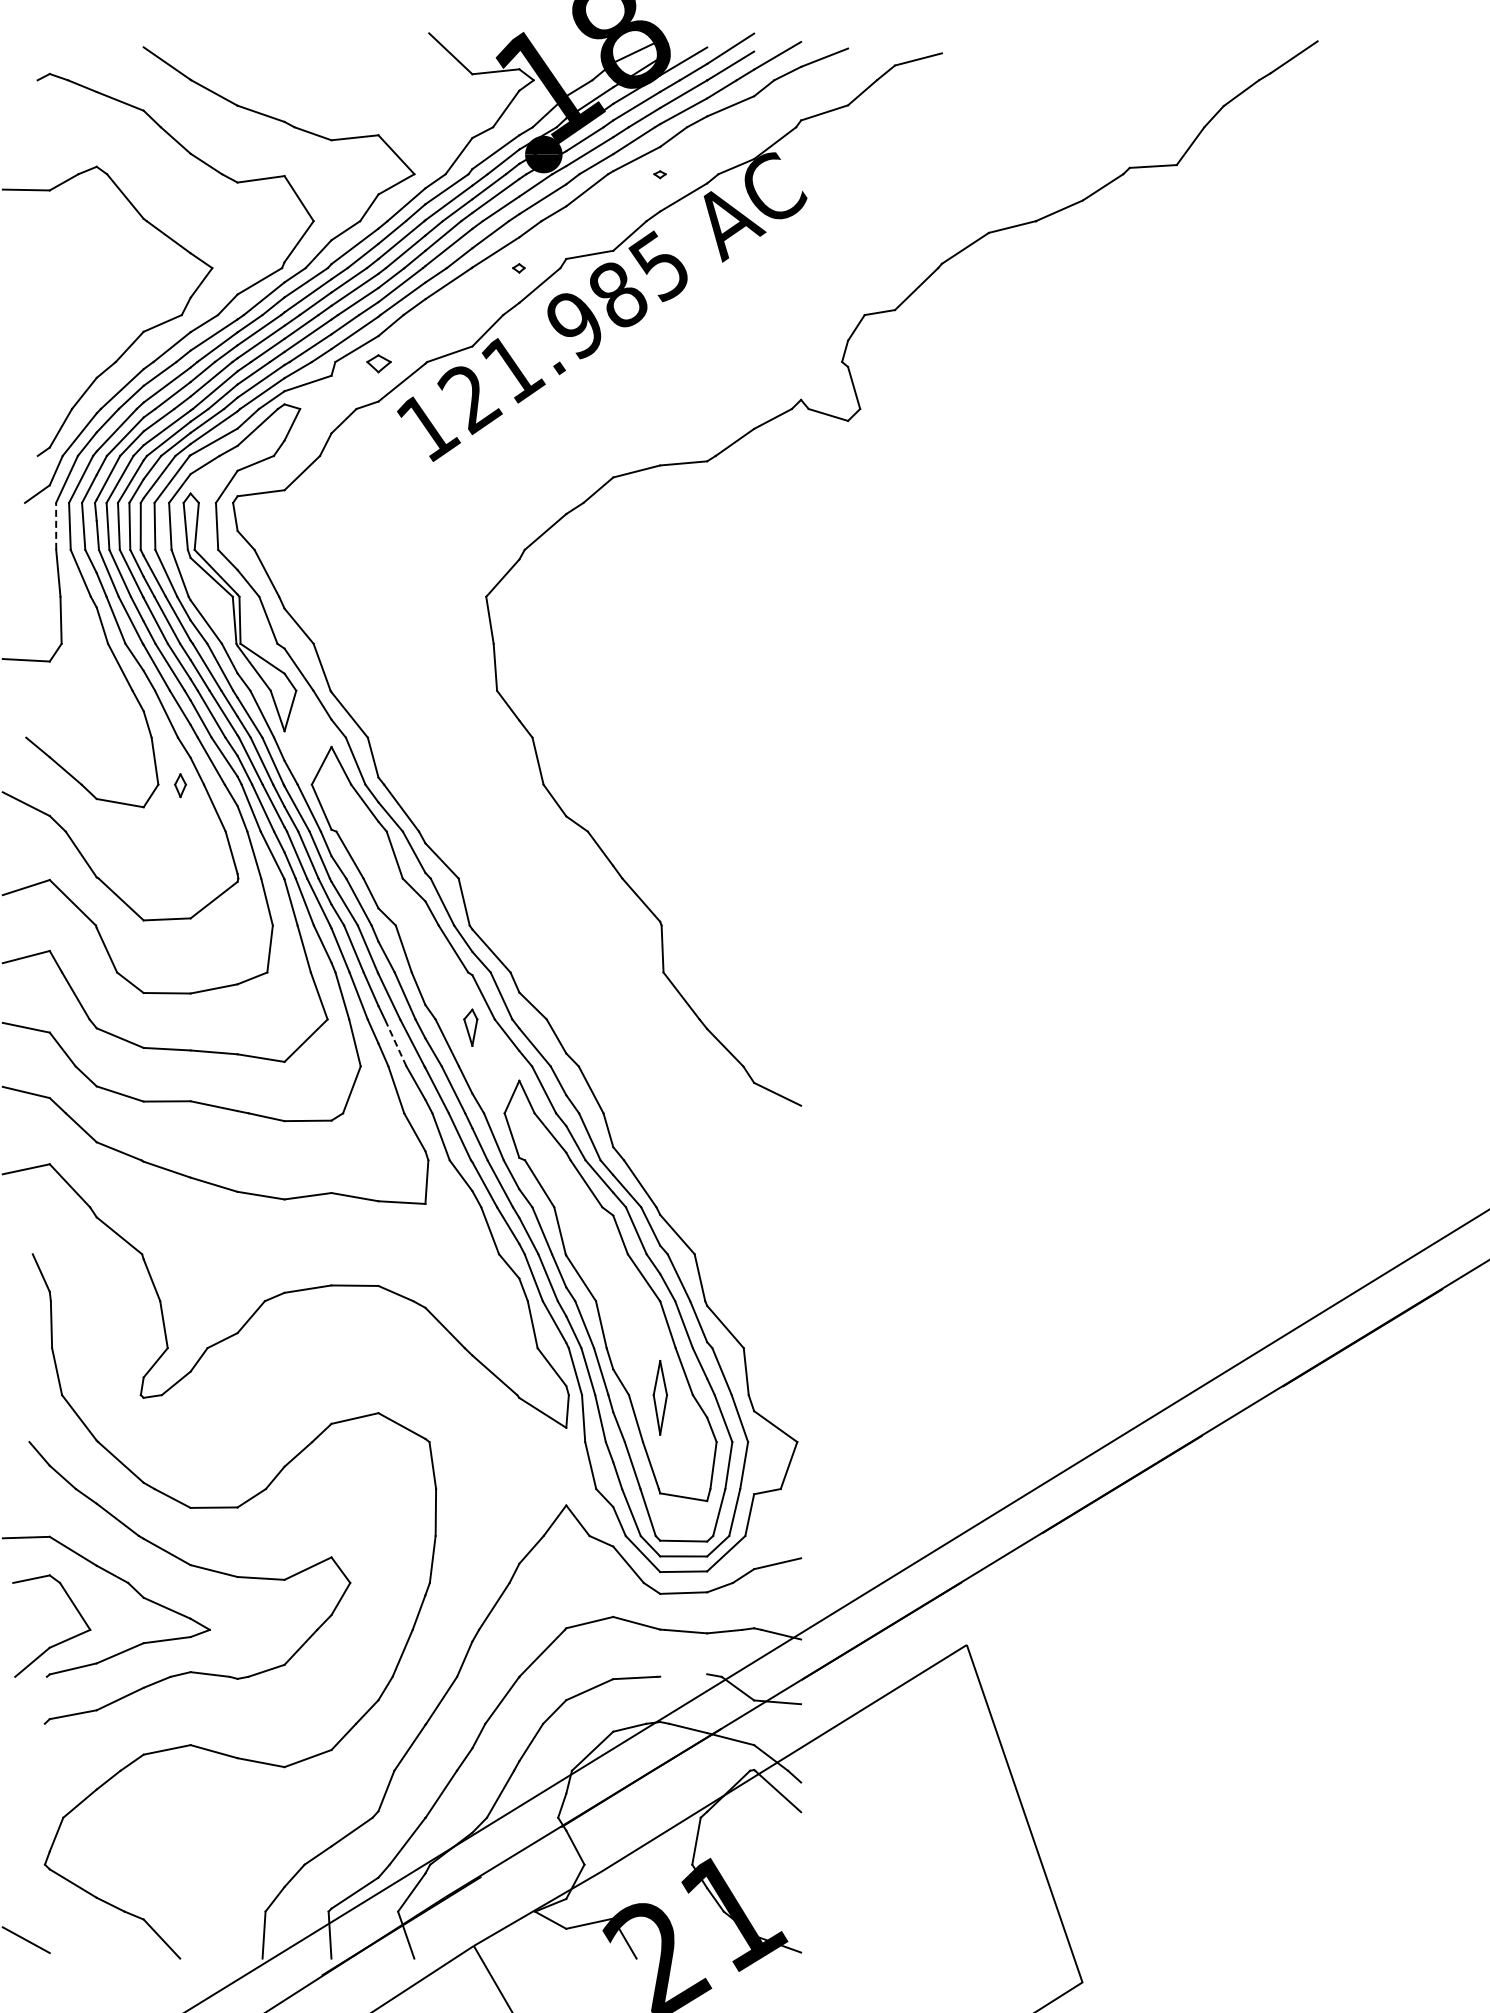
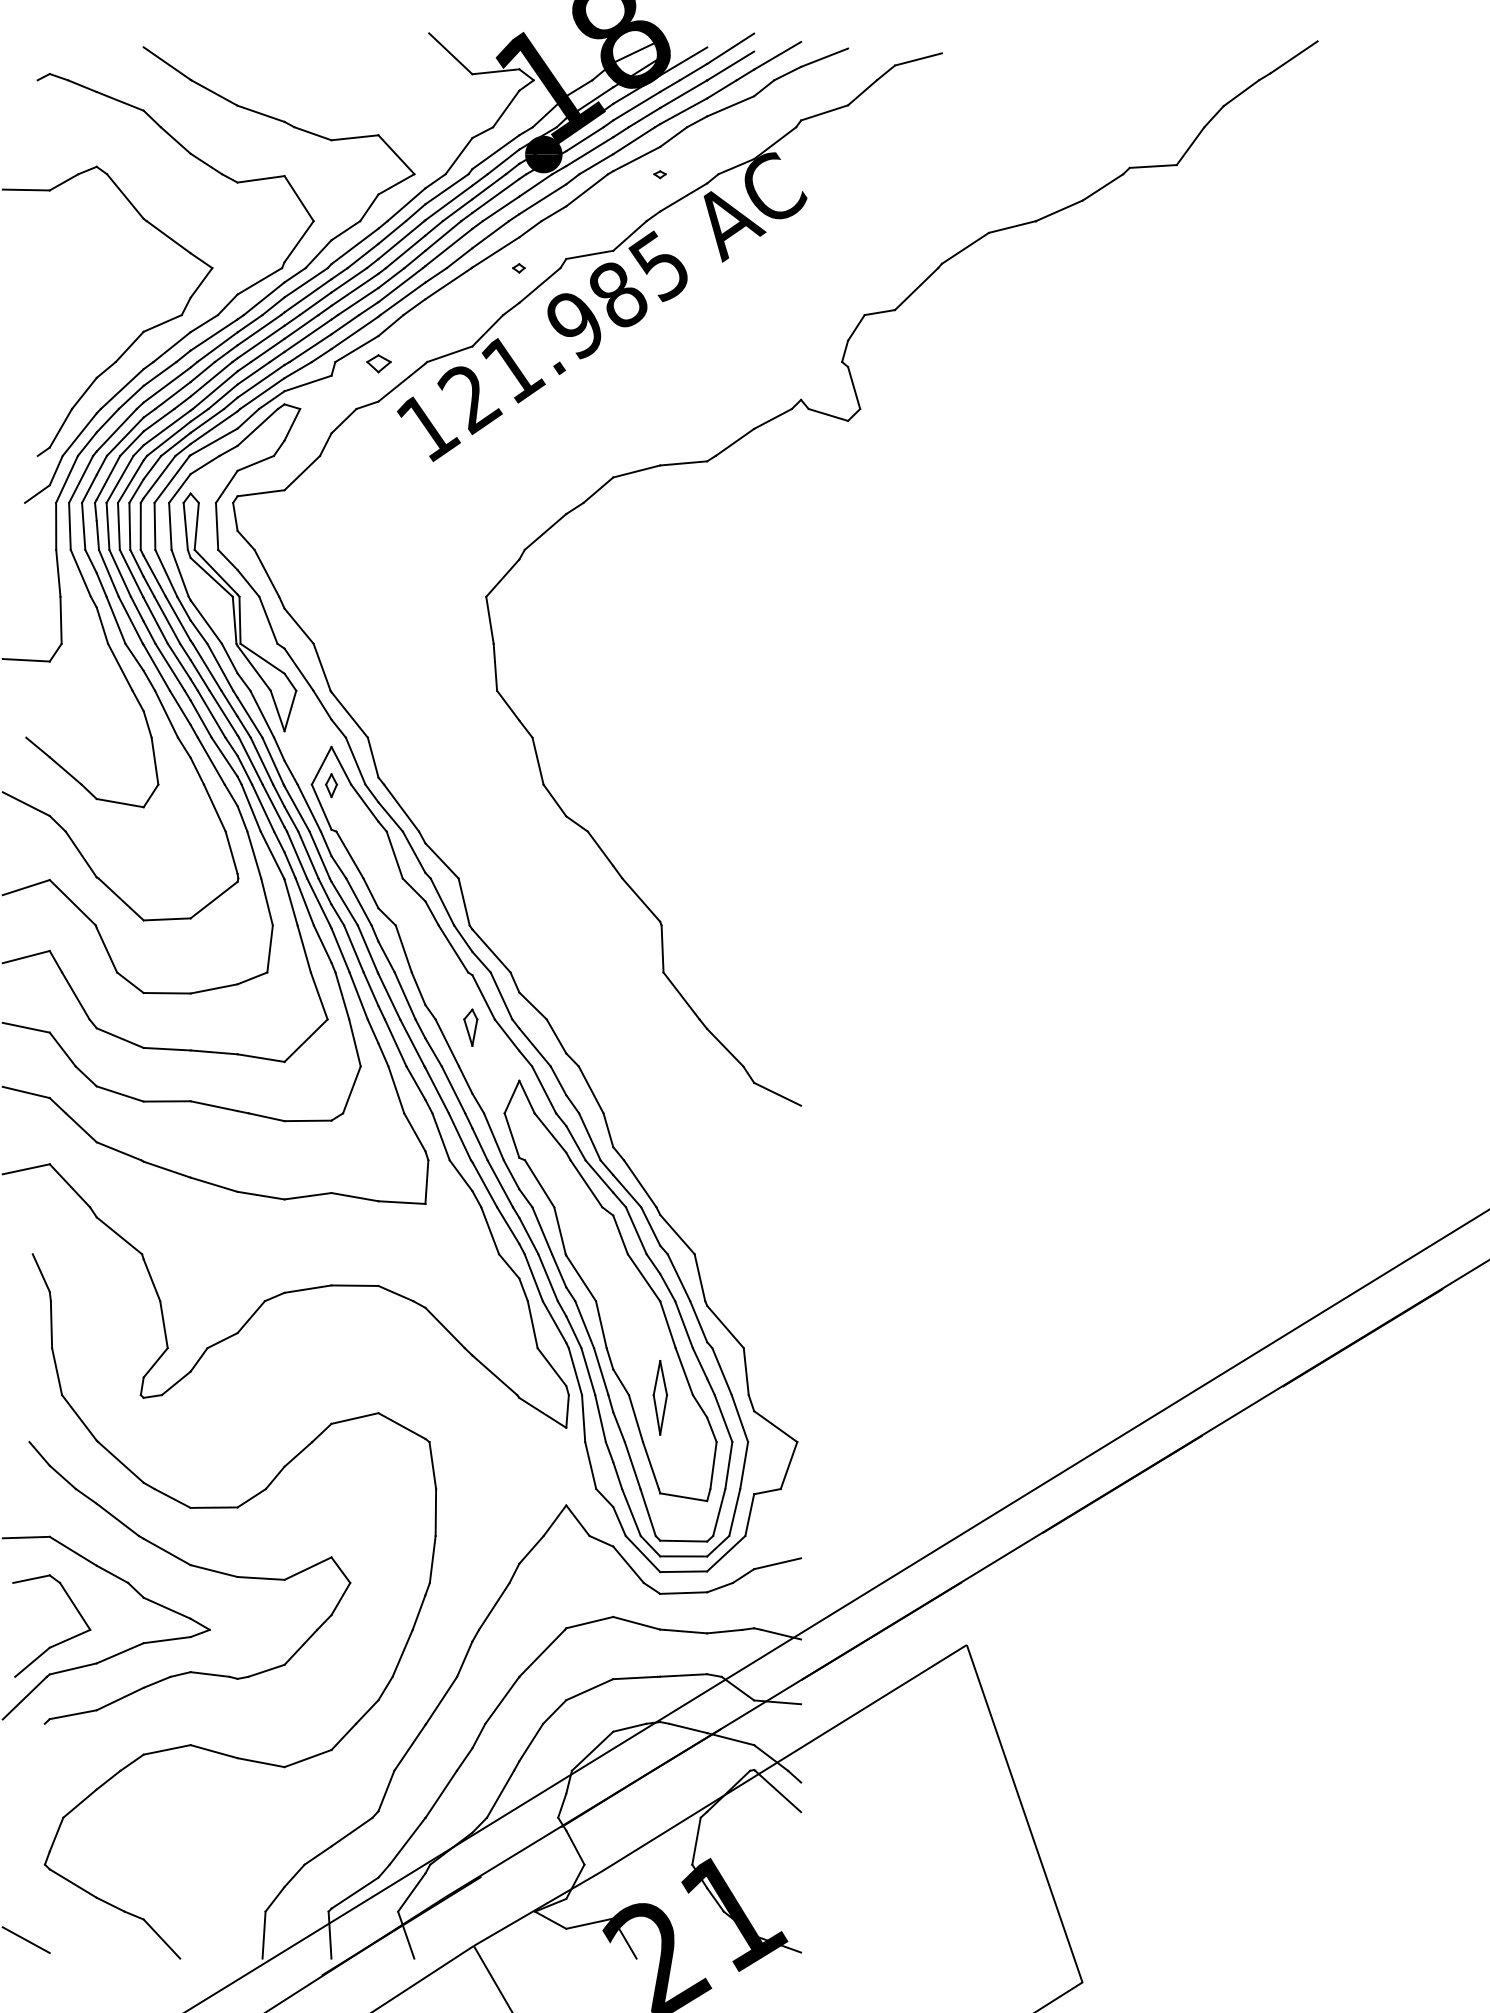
line: dashed -> solid (56, 525)
part position: (180, 785) -> (331, 785) (331, 785)
line: dashed -> solid (395, 1042)
line: none -> present (683, 1675)
line: none -> present (24, 1697)
